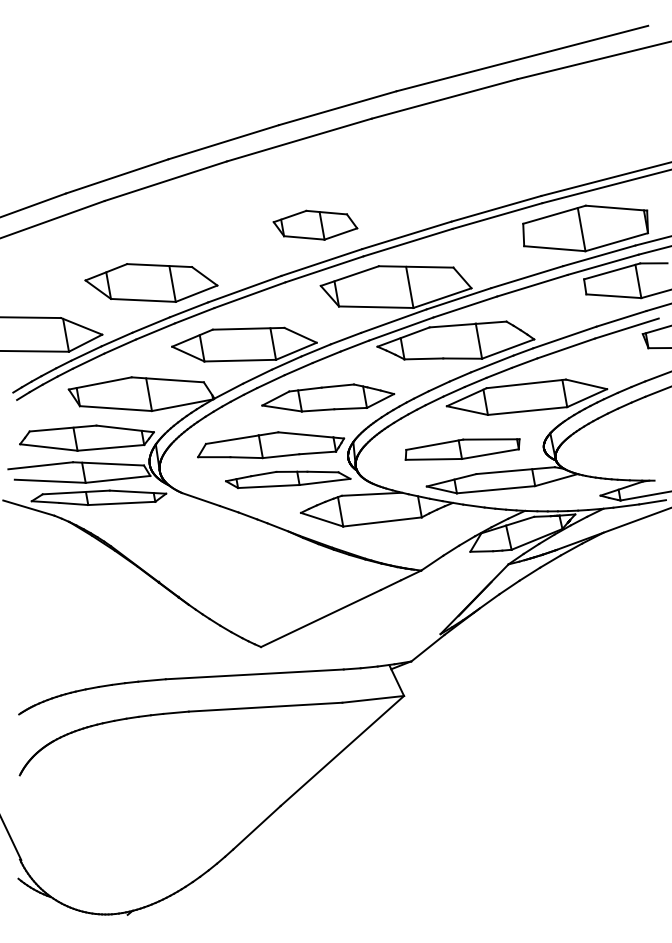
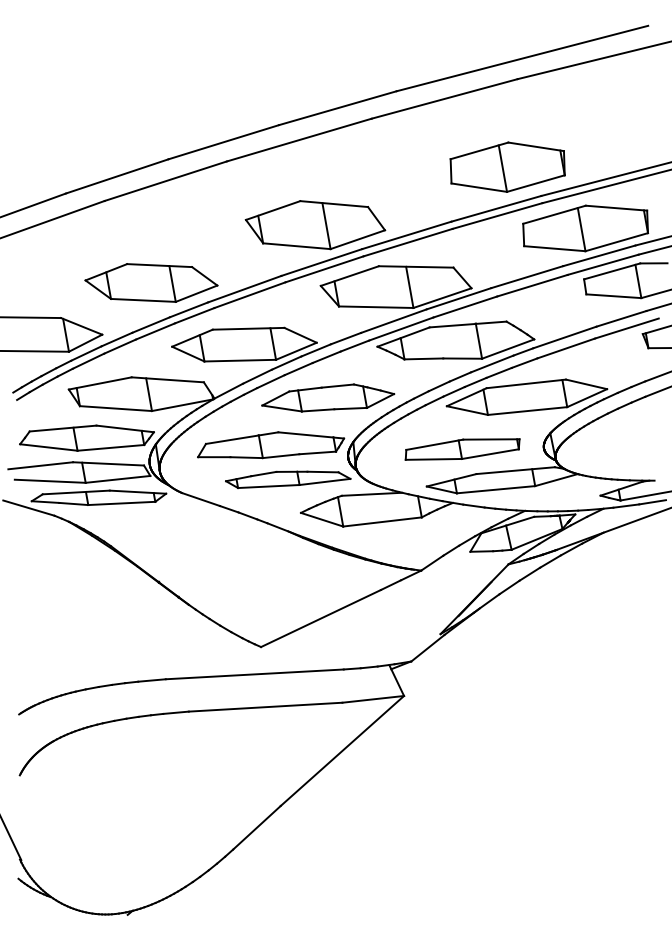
part: none -> present (507, 166)
part size: 87x32 px -> 143x51 px (315, 225)
